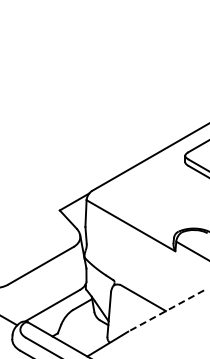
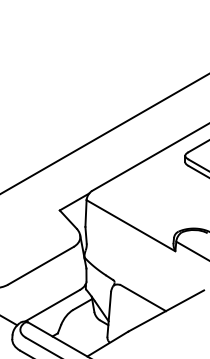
line: none -> present (104, 134)
line: dashed -> solid (165, 311)
